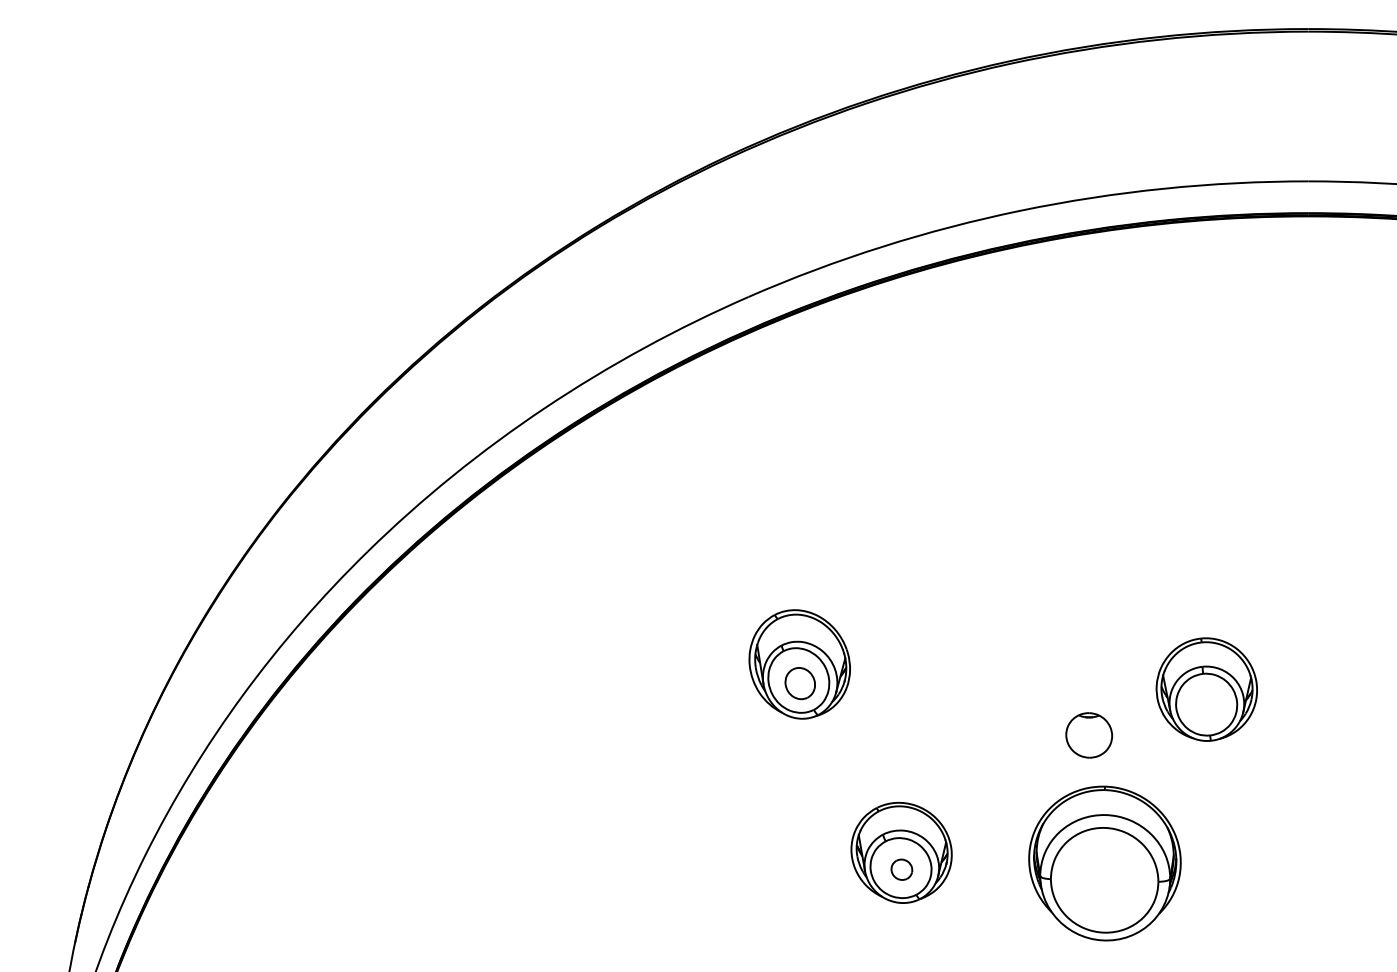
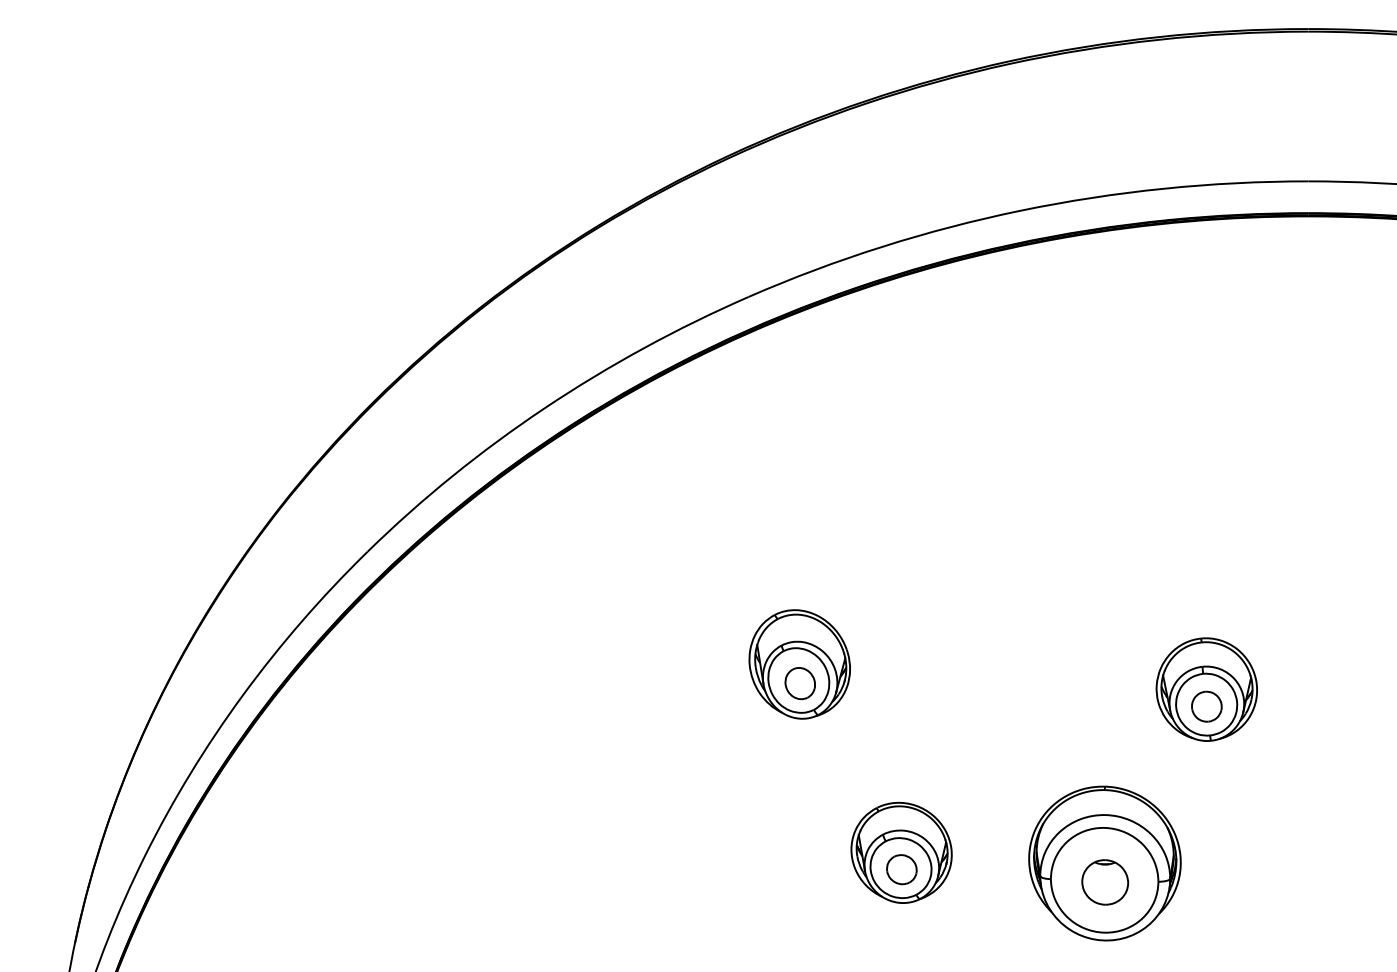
part: none -> present (1206, 706)
part position: (1089, 735) -> (1105, 882) (1105, 882)
part size: 24x23 px -> 32x32 px (901, 869)
